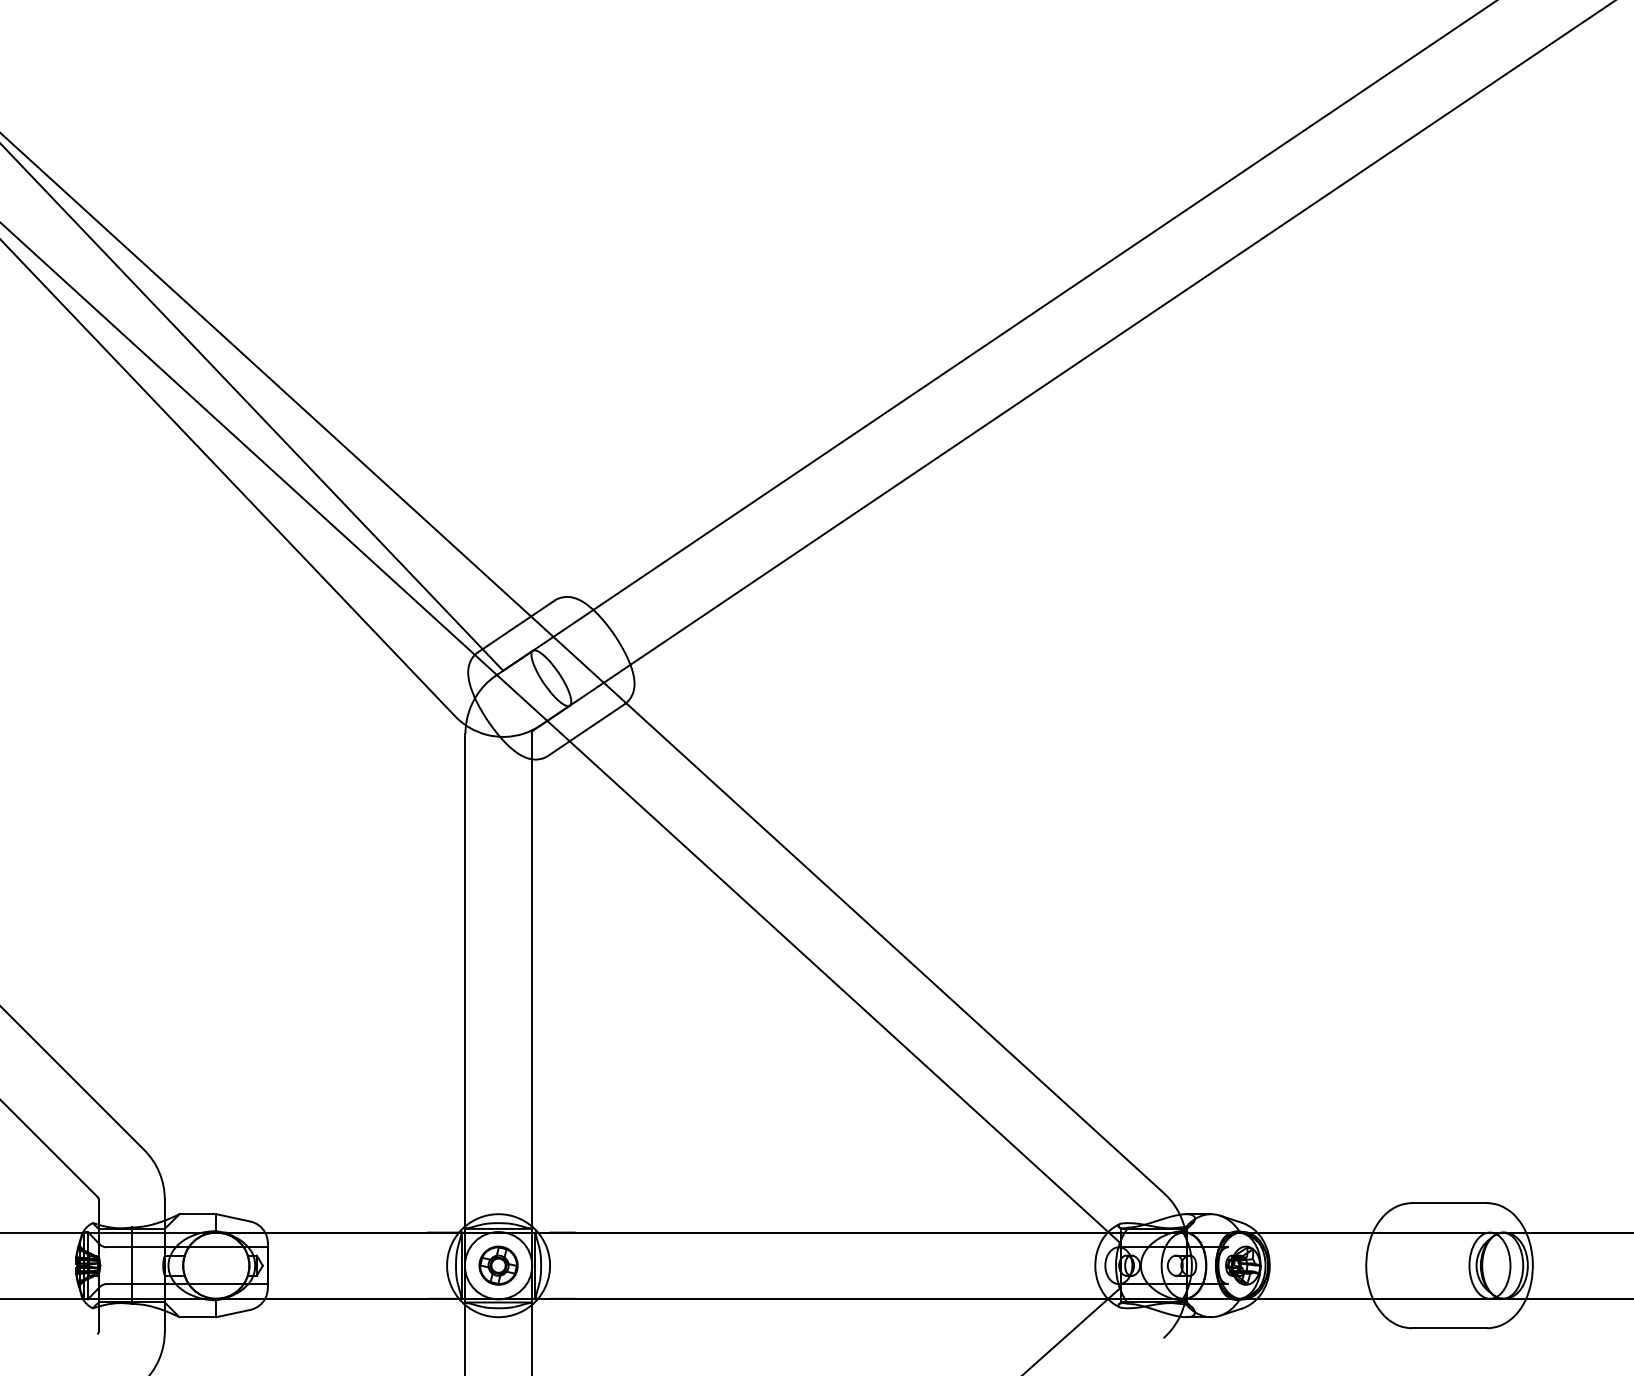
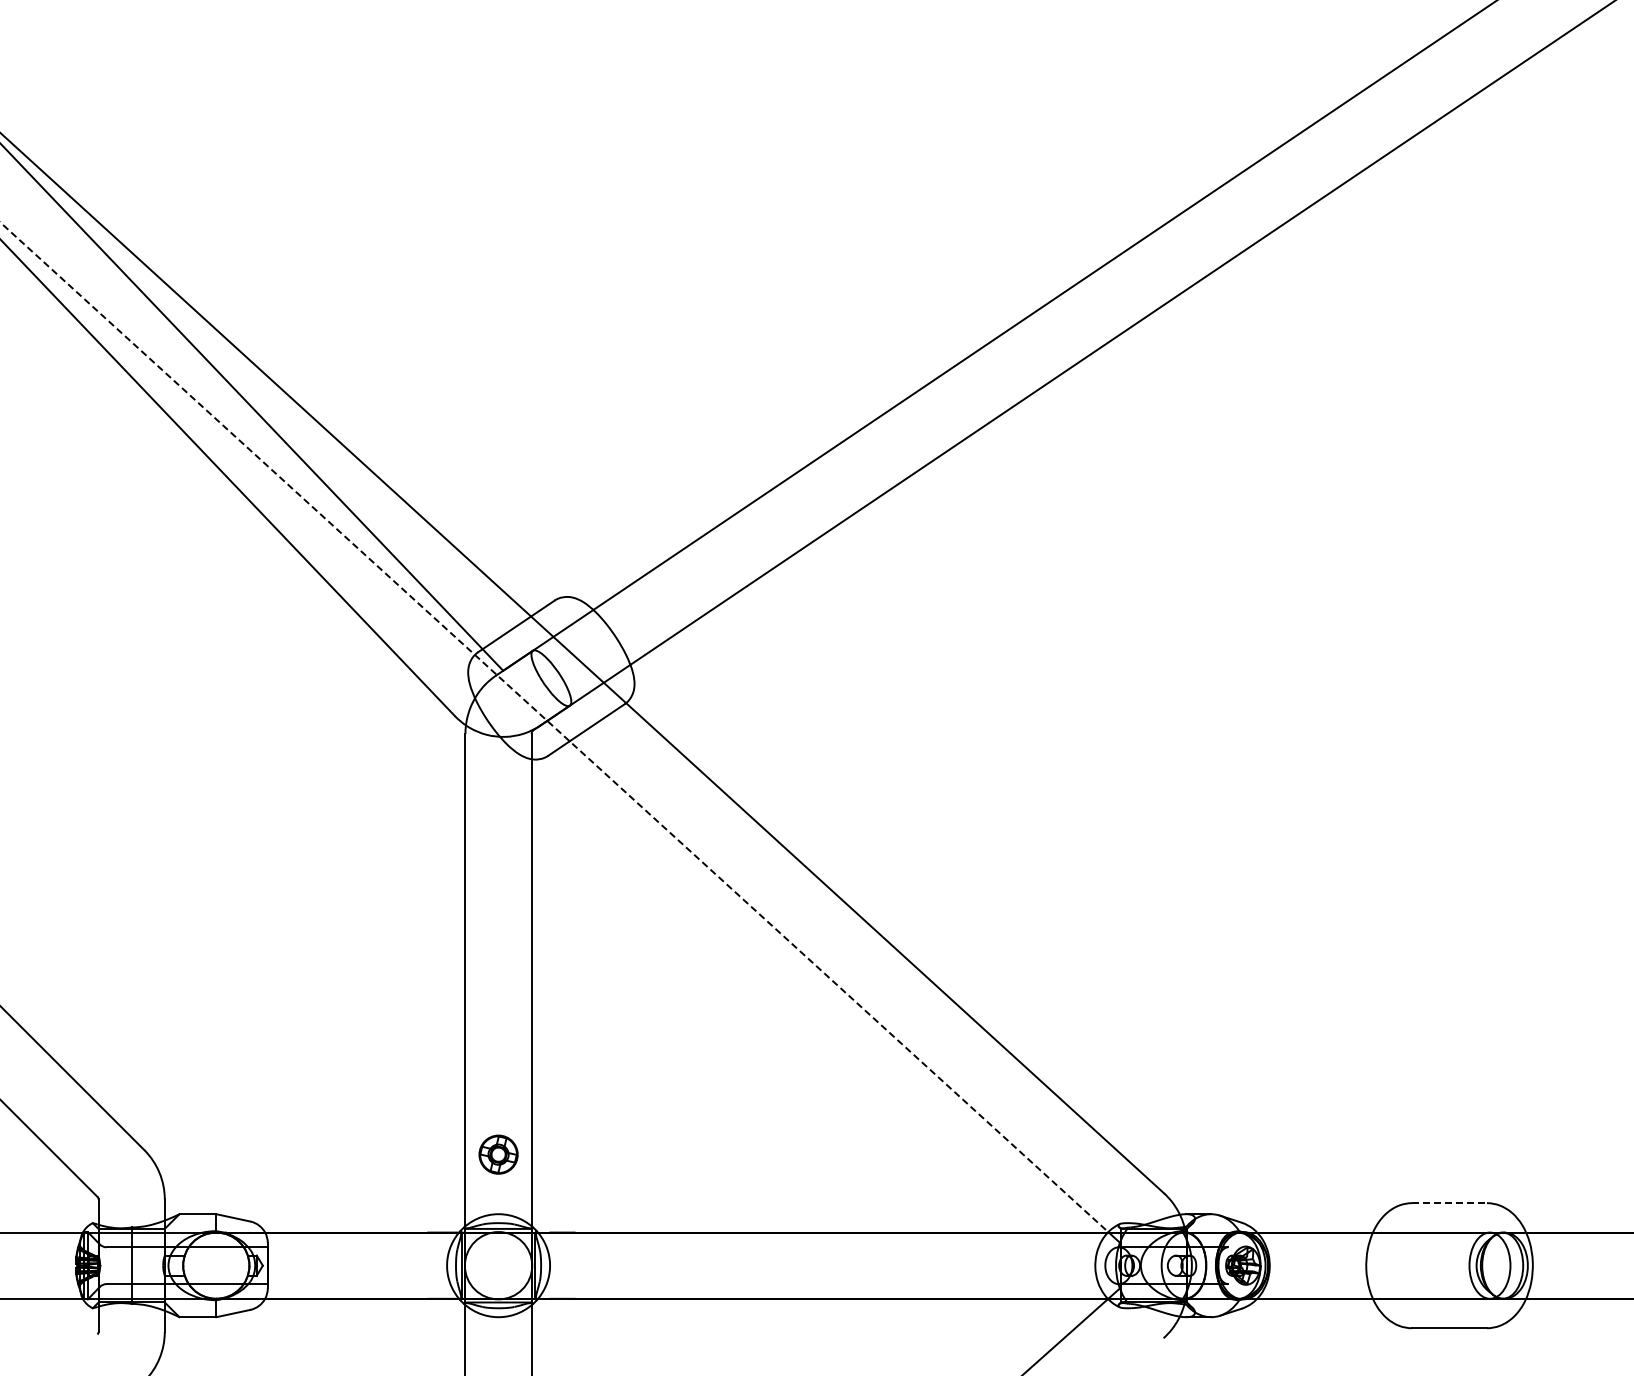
line: solid -> dashed (554, 727)
line: solid -> dashed (1450, 1203)
part position: (498, 1265) -> (498, 1154) (498, 1154)
